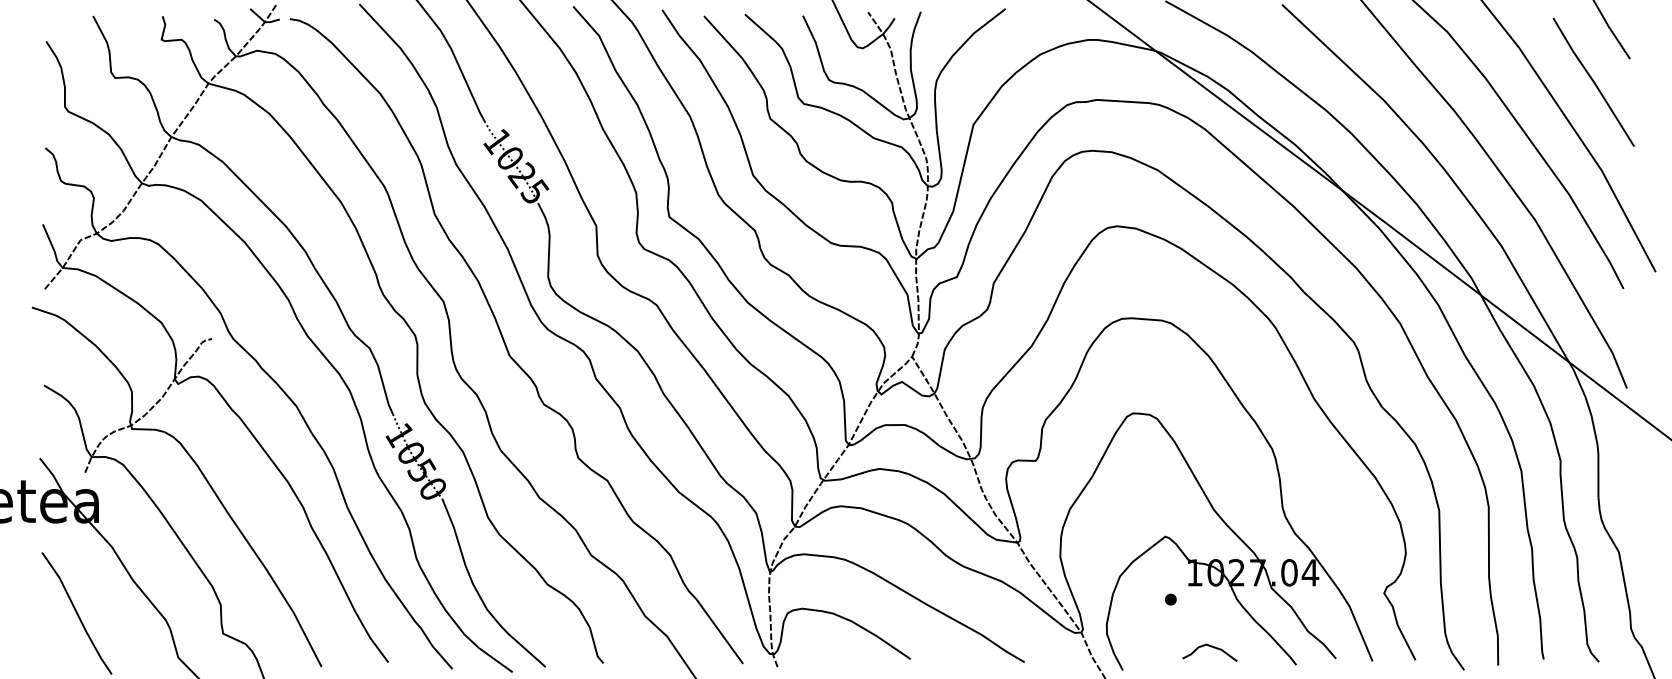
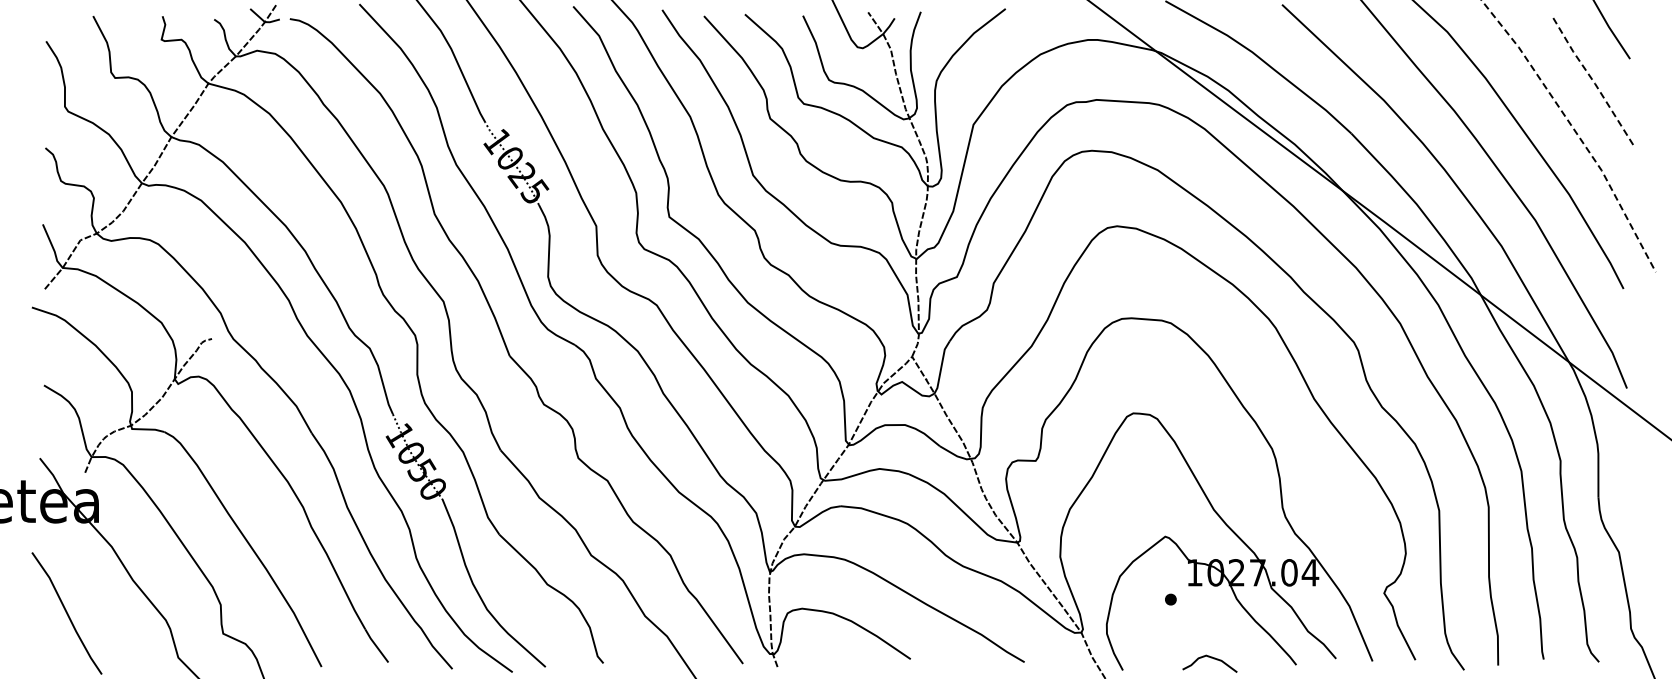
line: solid -> dashed (1593, 81)
line: solid -> dashed (1576, 132)
line position: (76, 613) -> (66, 613) (66, 613)
curve position: (1211, 647) -> (1211, 658) (1211, 658)
